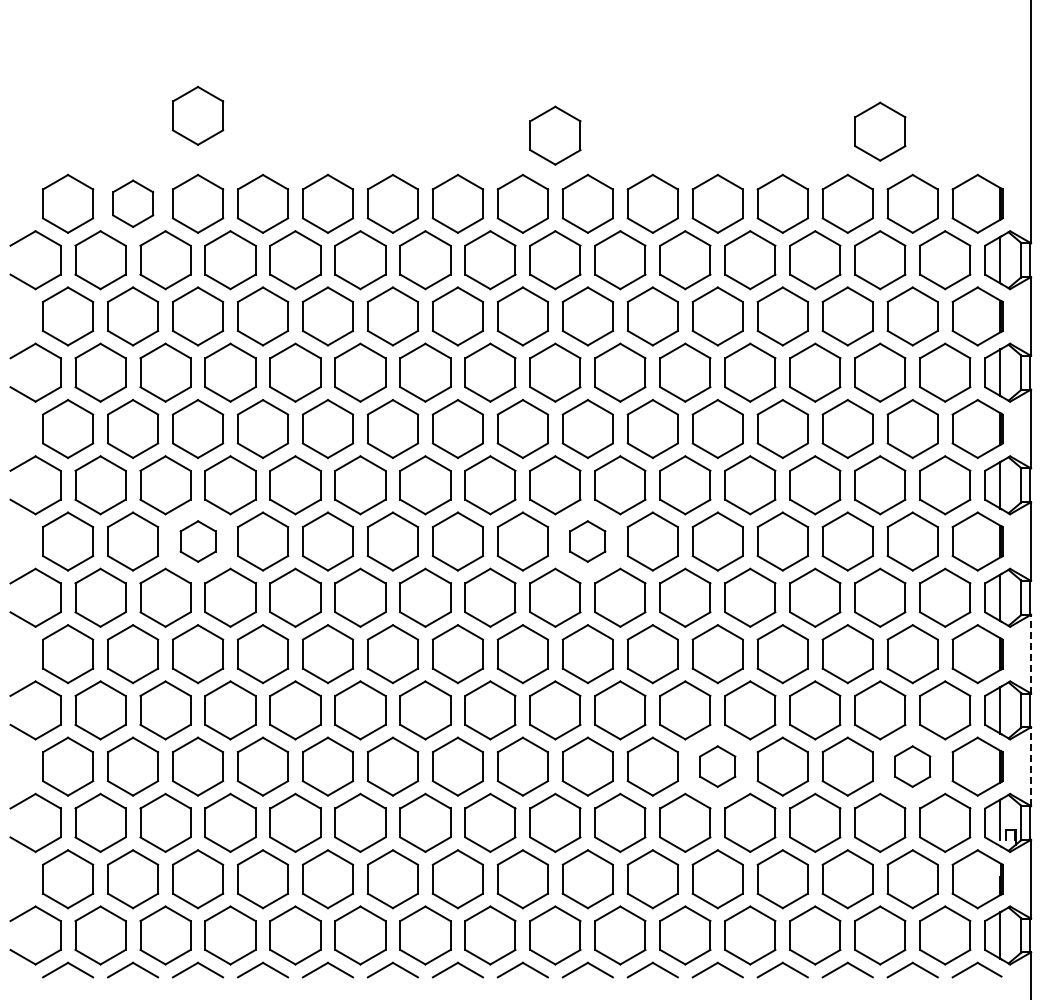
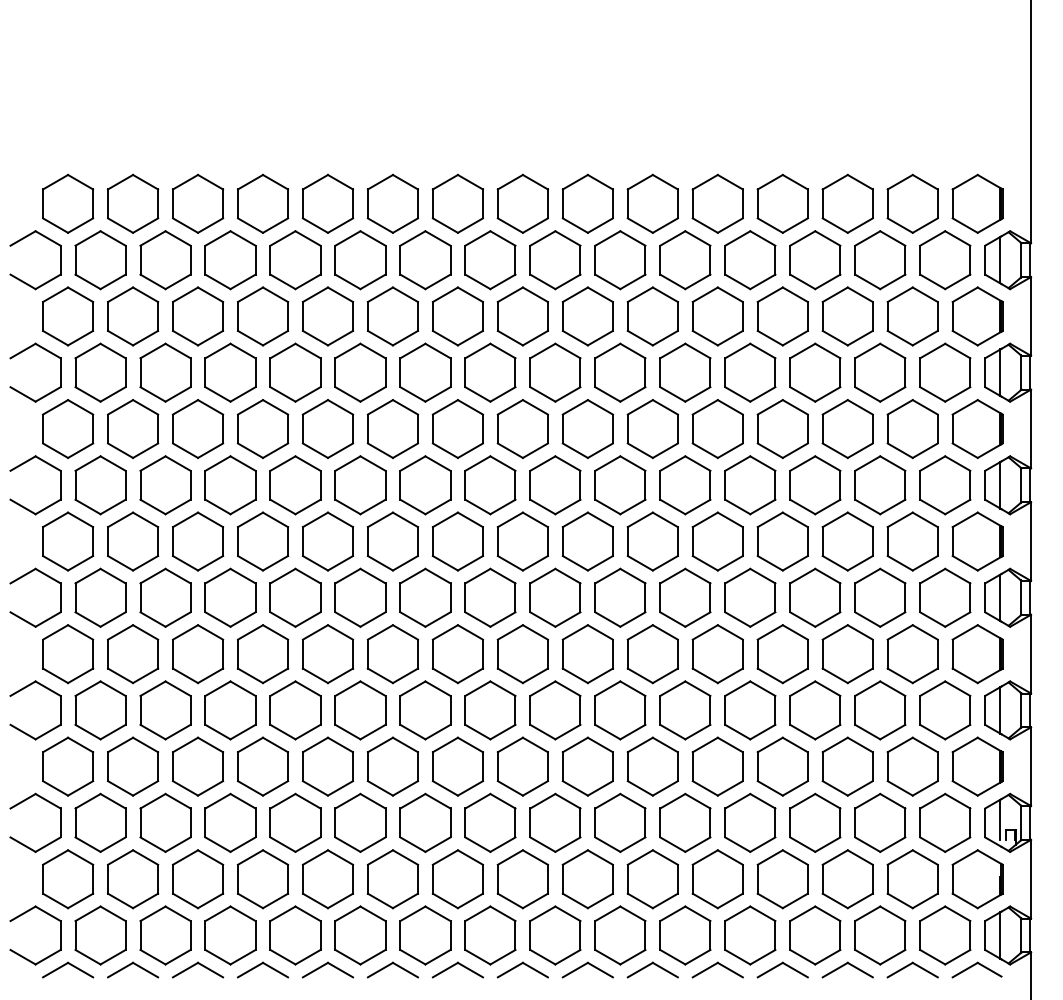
part: present -> none (198, 115)
part: present -> none (880, 131)
part: present -> none (555, 135)
part size: 43x49 px -> 53x61 px (133, 203)
part size: 38x43 px -> 53x61 px (198, 541)
part size: 38x43 px -> 53x61 px (587, 541)
line: dashed -> solid (1031, 653)
part size: 38x43 px -> 53x61 px (717, 766)
part size: 38x43 px -> 53x61 px (912, 766)
line: dashed -> solid (1031, 766)
